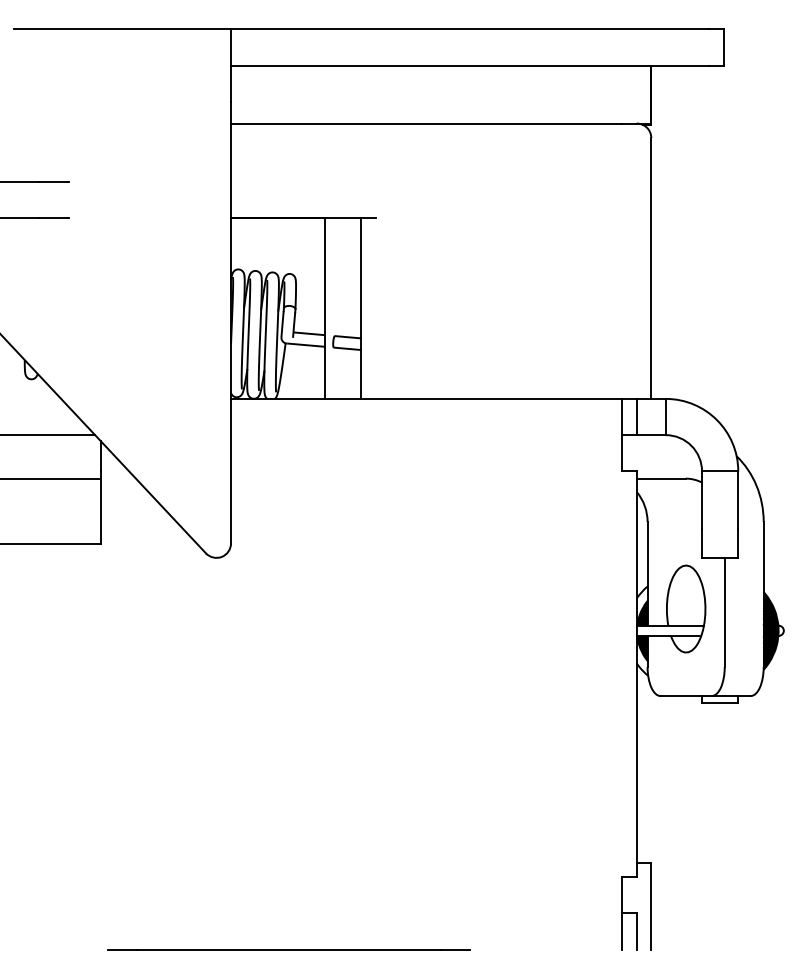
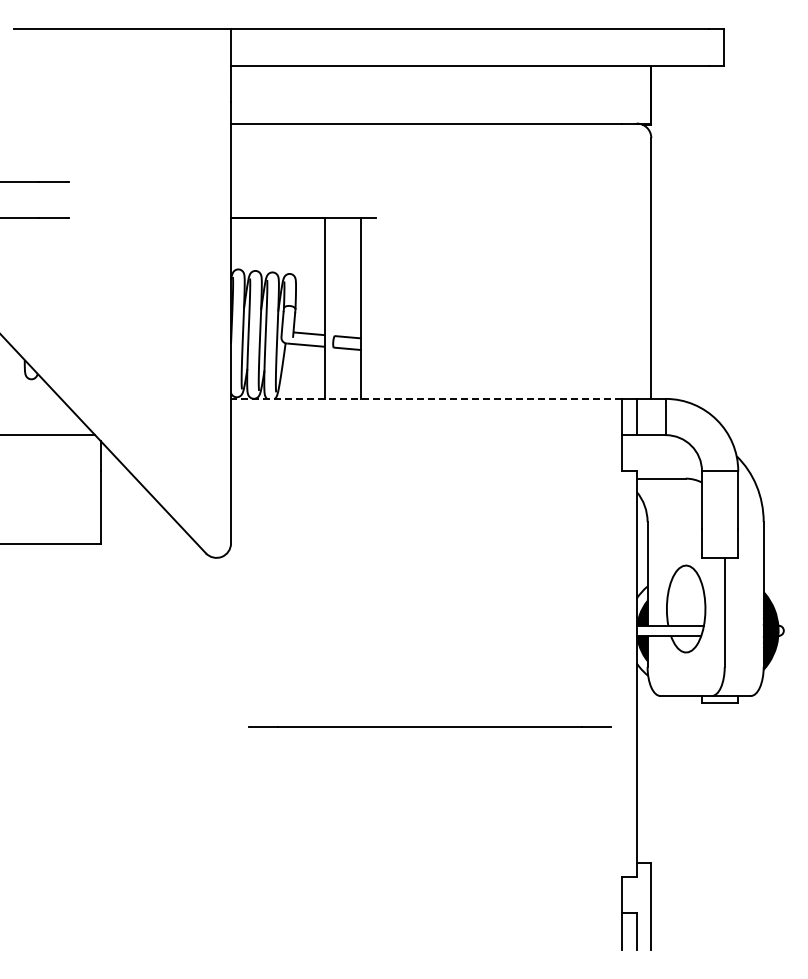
line: solid -> dashed (426, 398)
line: present -> none (51, 478)
line position: (288, 949) -> (429, 726) (429, 726)
